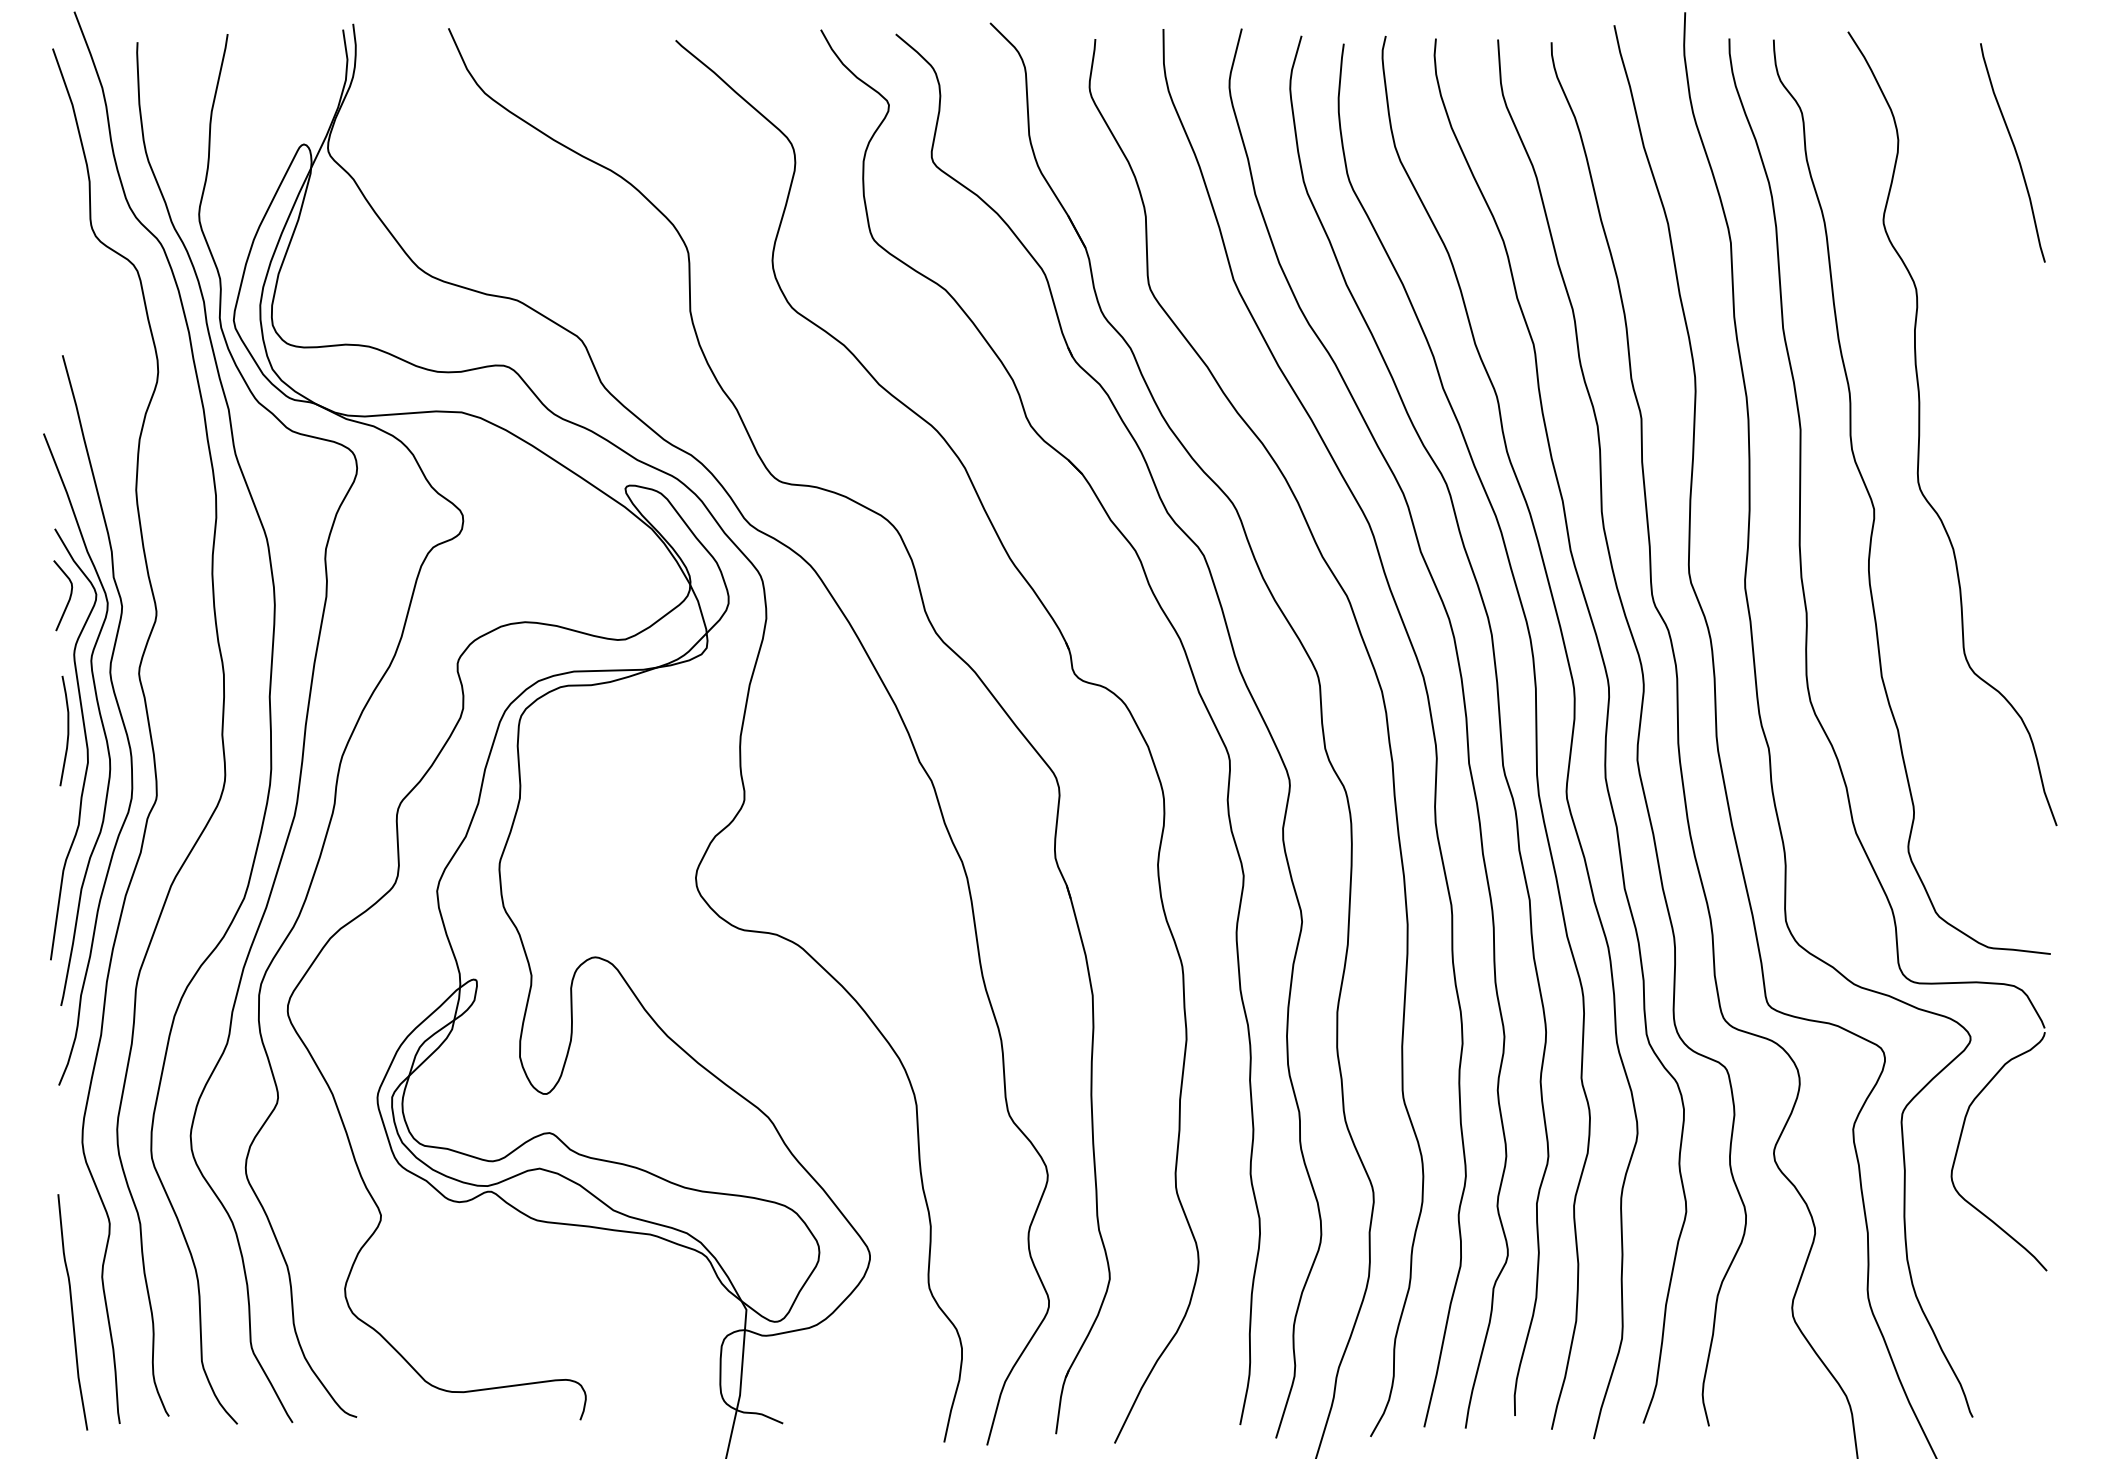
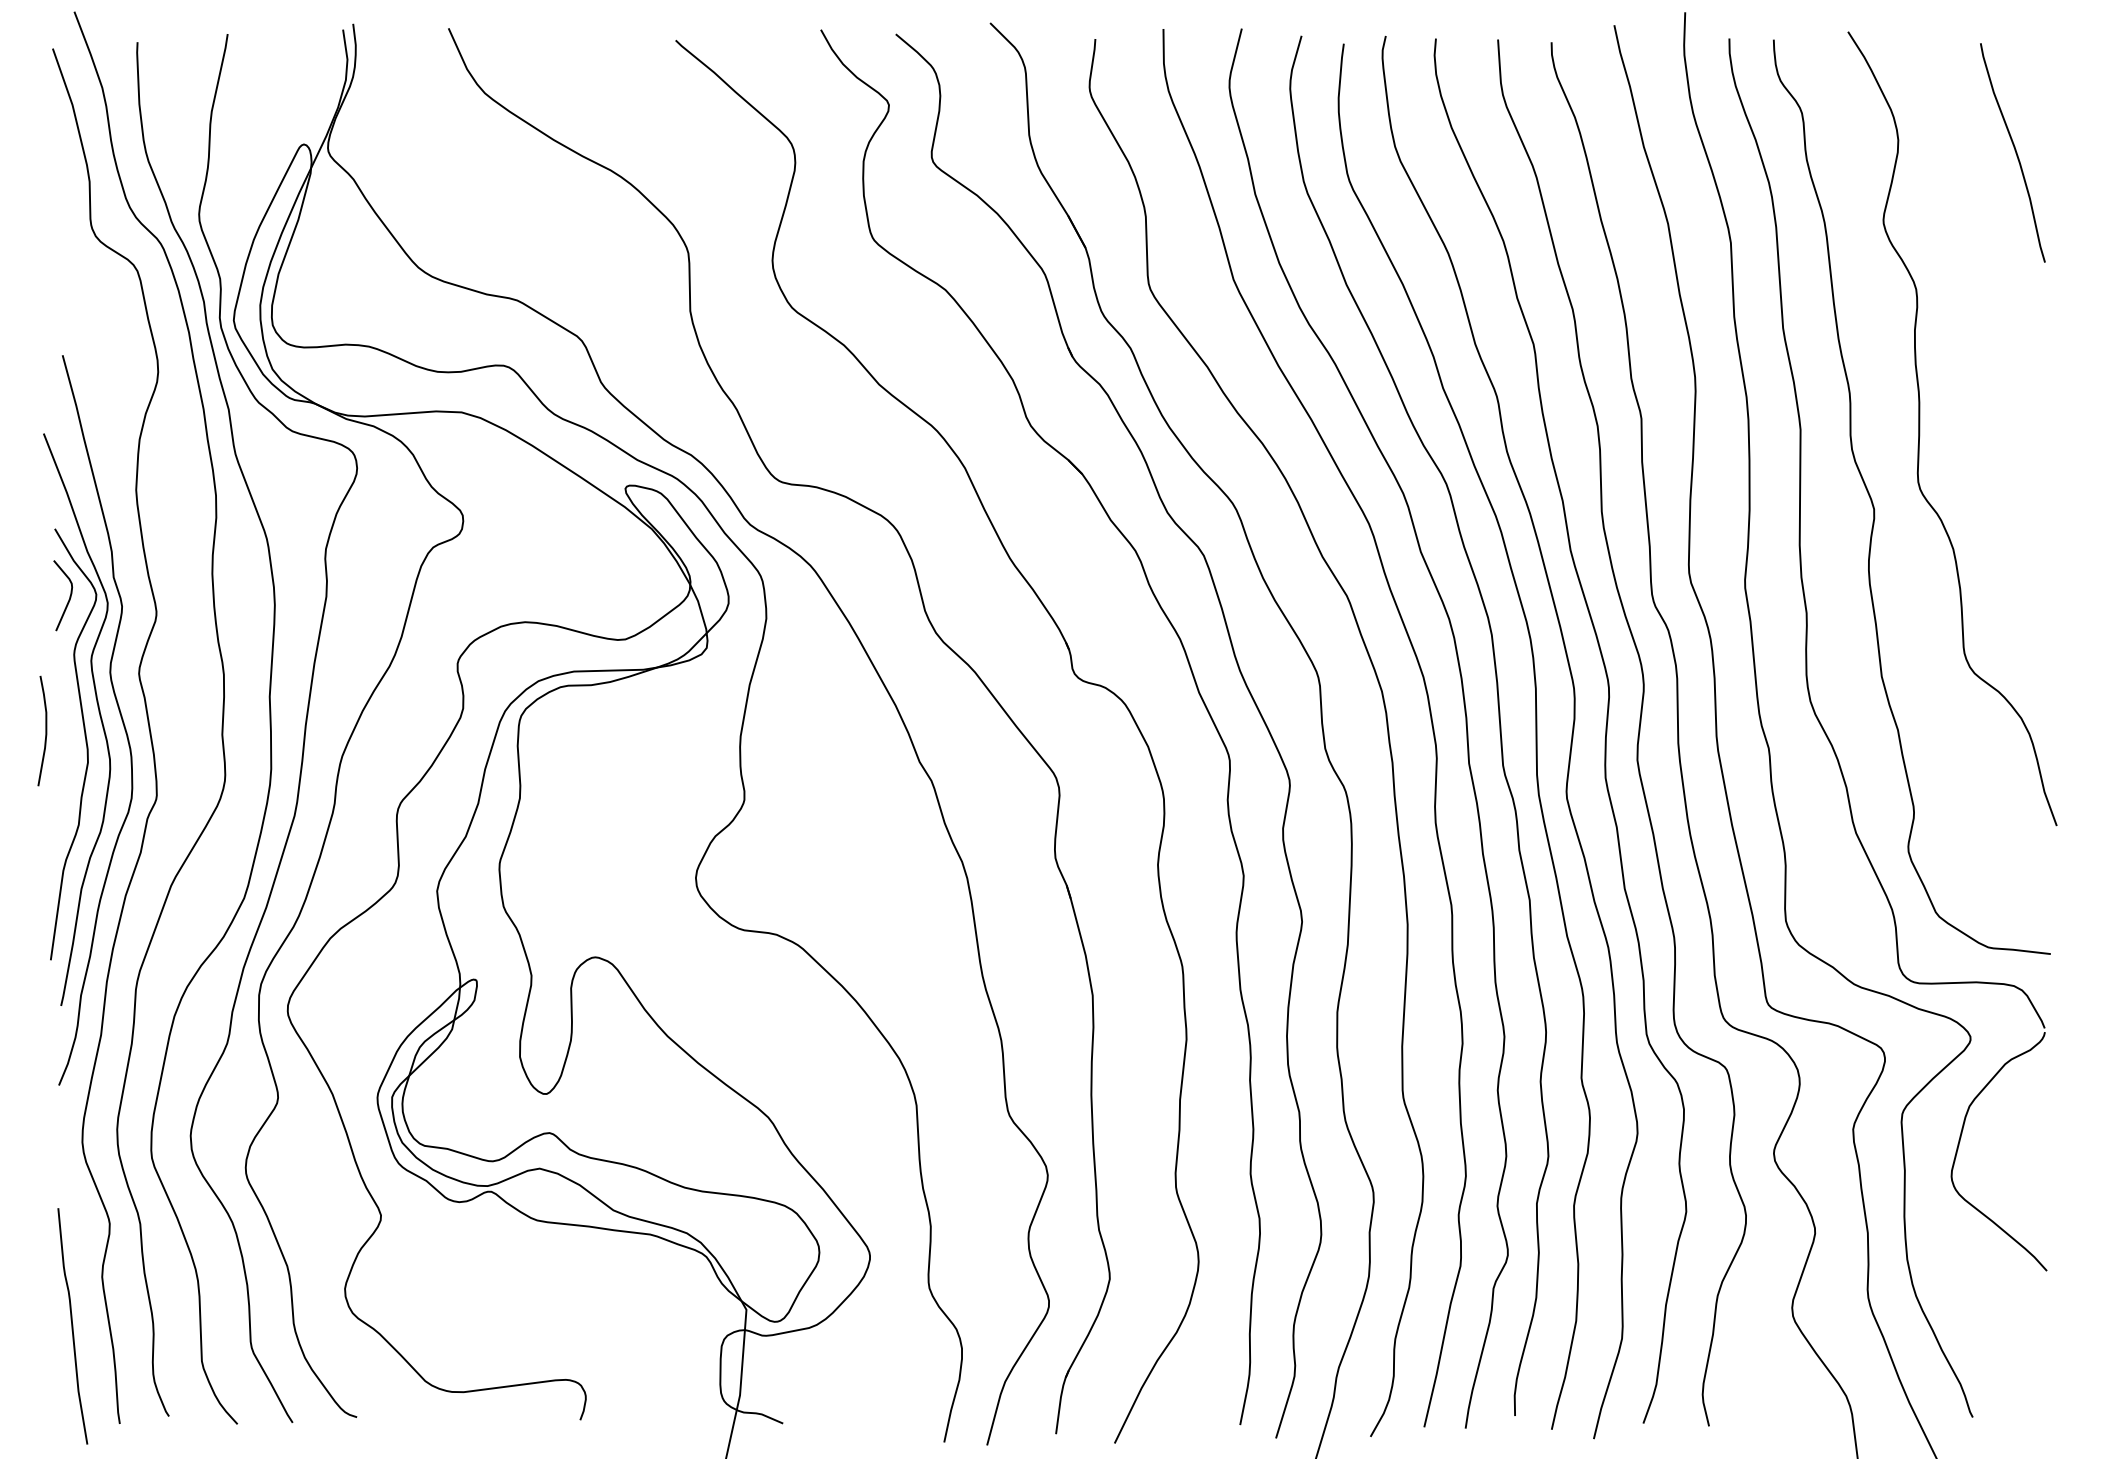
curve position: (67, 730) -> (45, 730) (45, 730)
curve position: (72, 1312) -> (72, 1326) (72, 1326)
